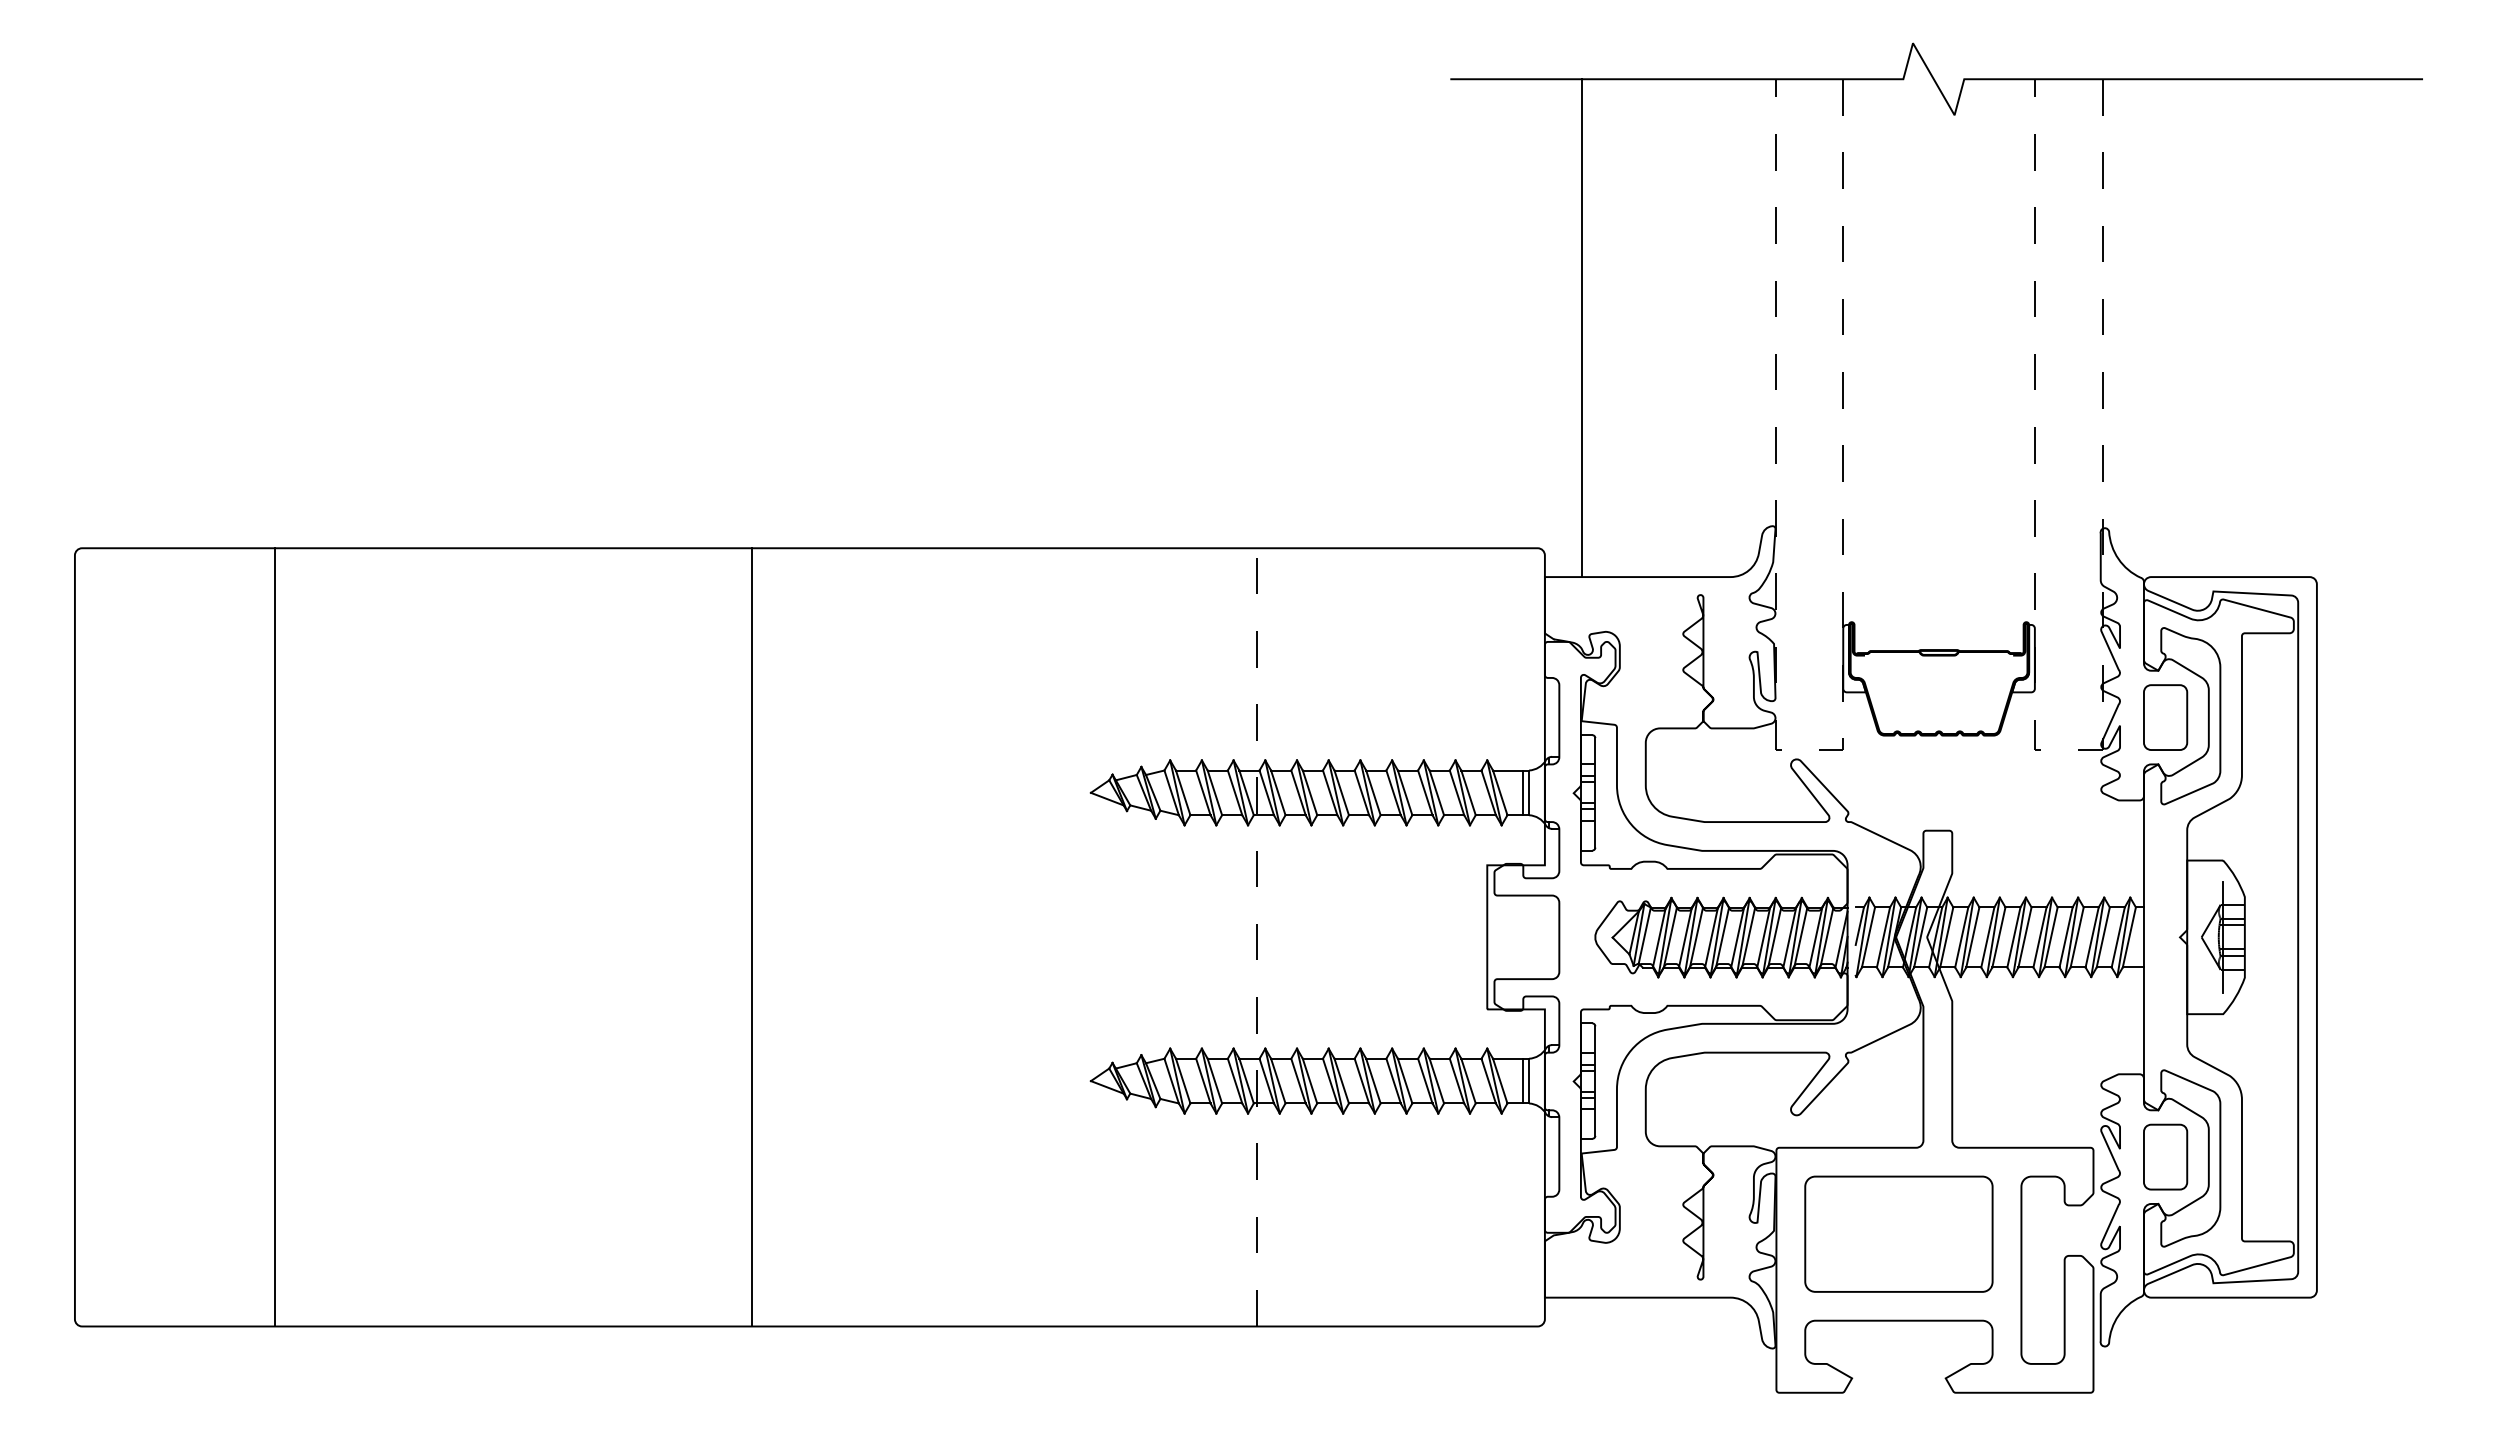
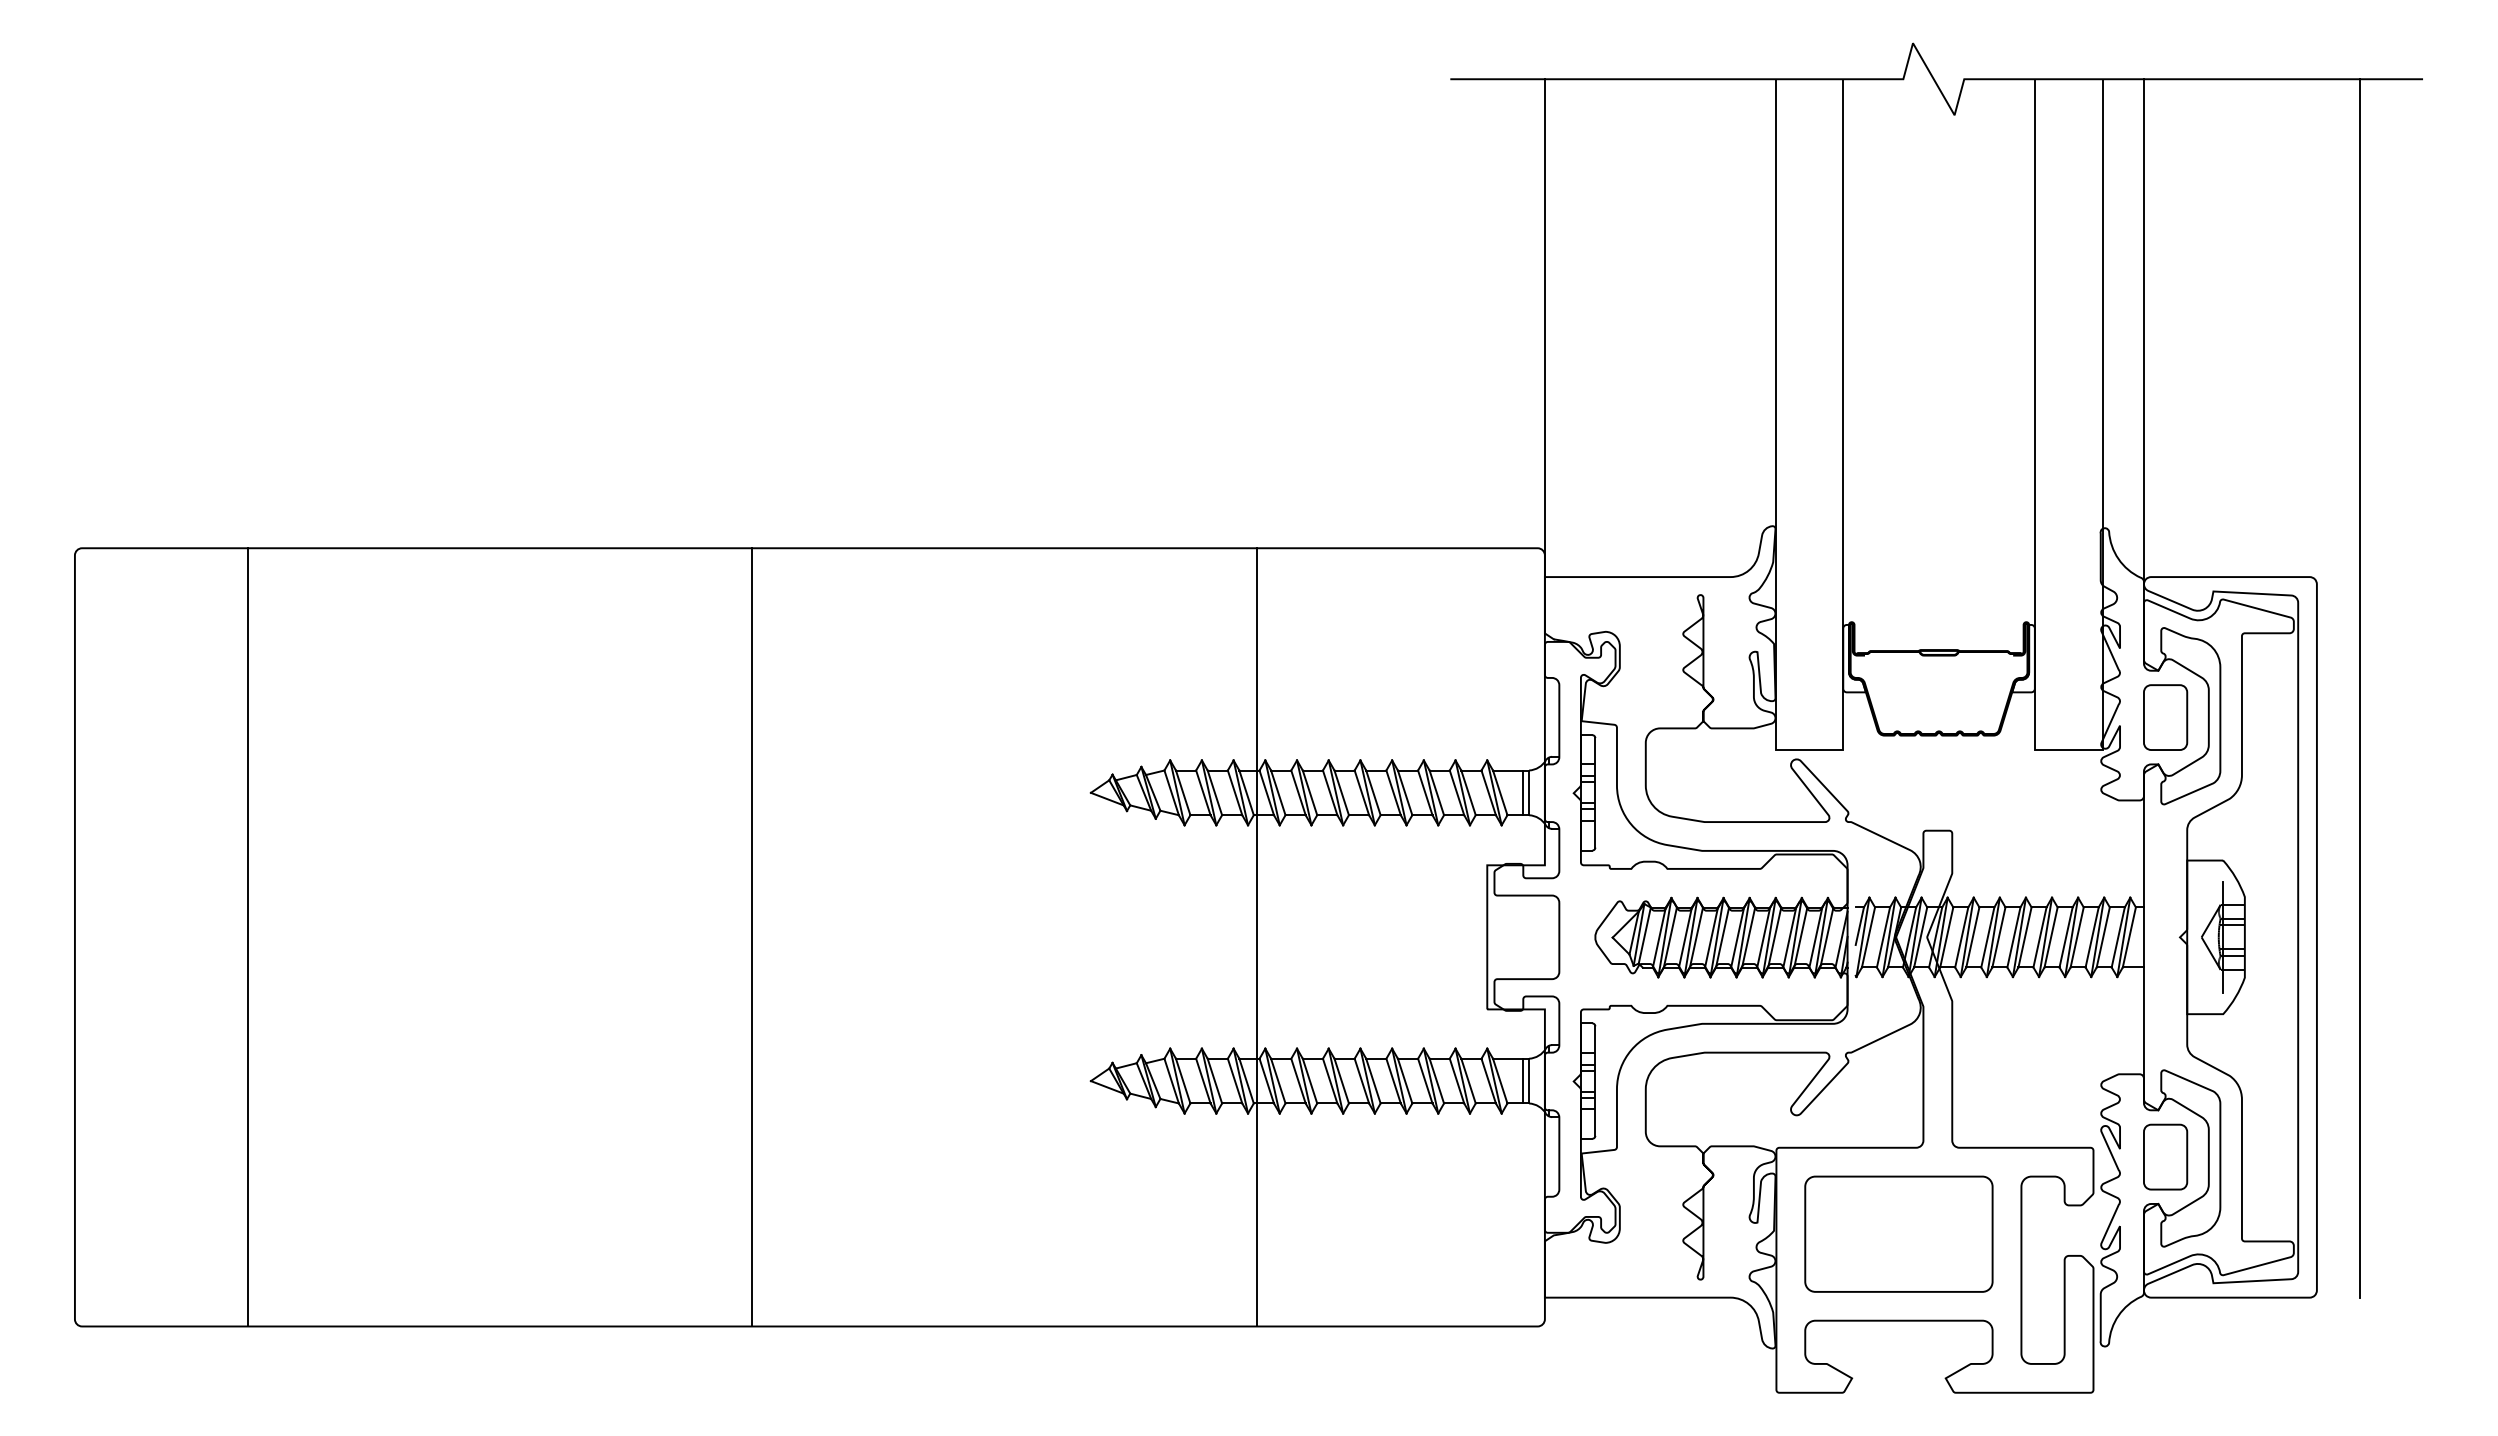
line position: (1581, 327) -> (1544, 327) (1544, 327)
line: none -> present (2143, 331)
line: none -> present (2360, 688)
line: dashed -> solid (1809, 750)
line: dashed -> solid (2068, 750)
line: dashed -> solid (1256, 936)
line position: (274, 937) -> (247, 937) (247, 937)
